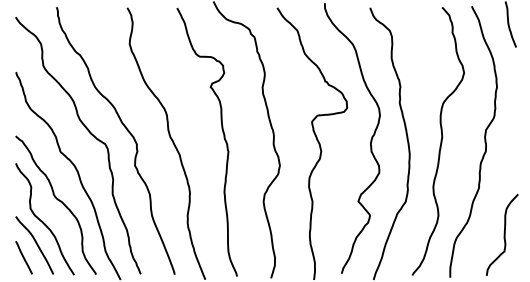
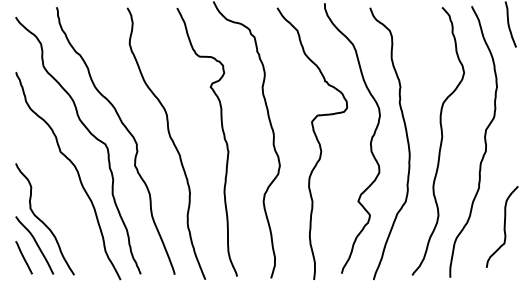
curve: present -> none (57, 200)
curve position: (503, 234) -> (503, 226) (503, 226)
